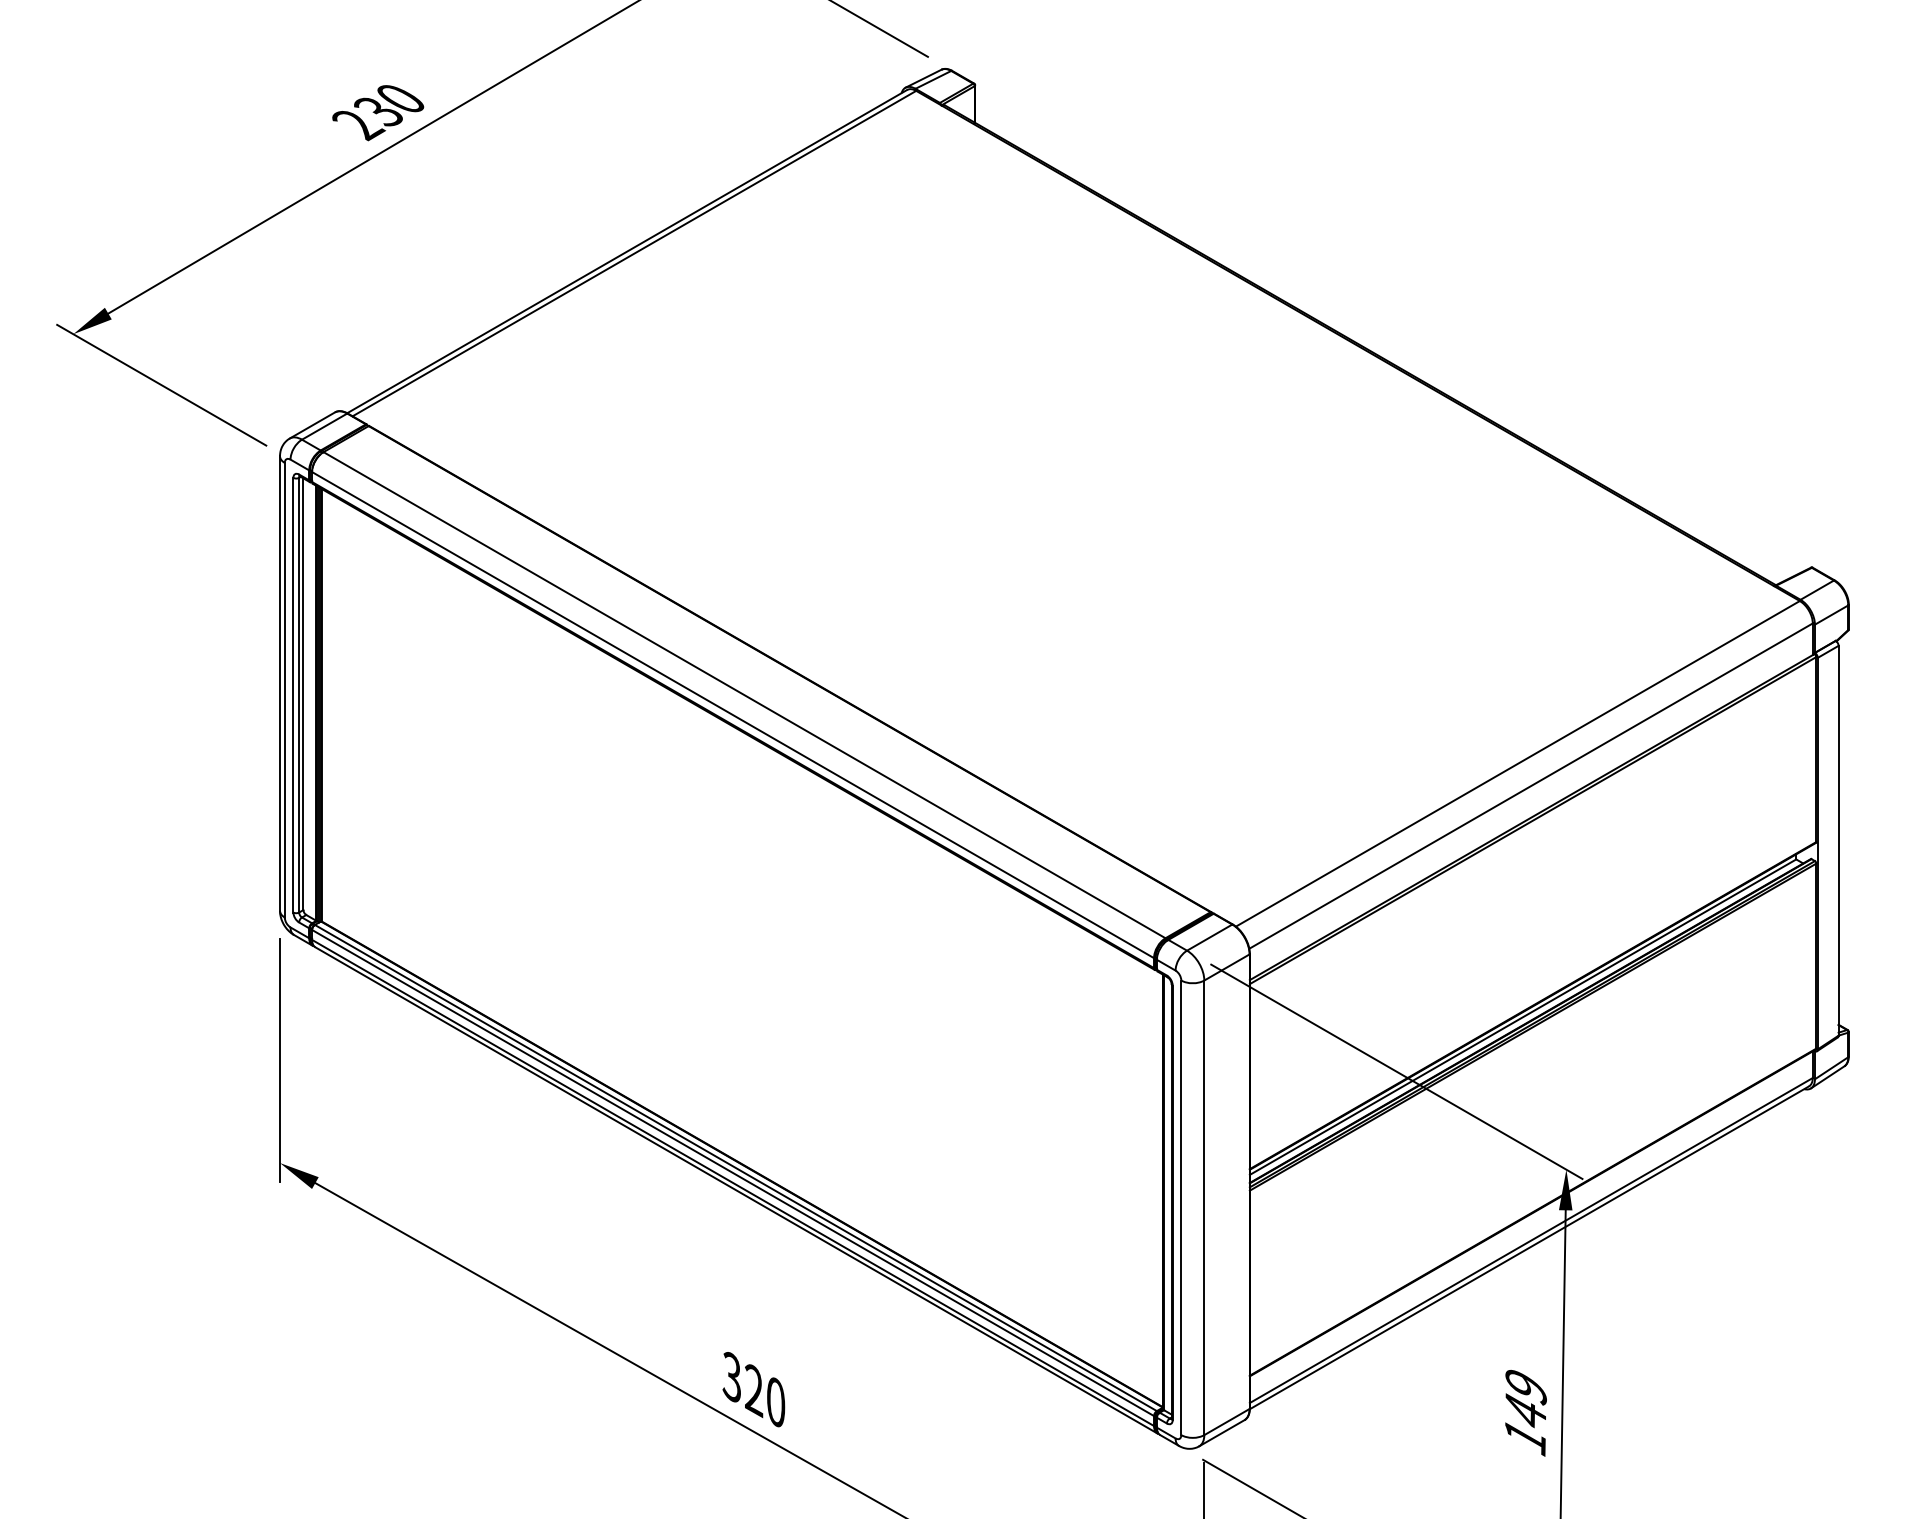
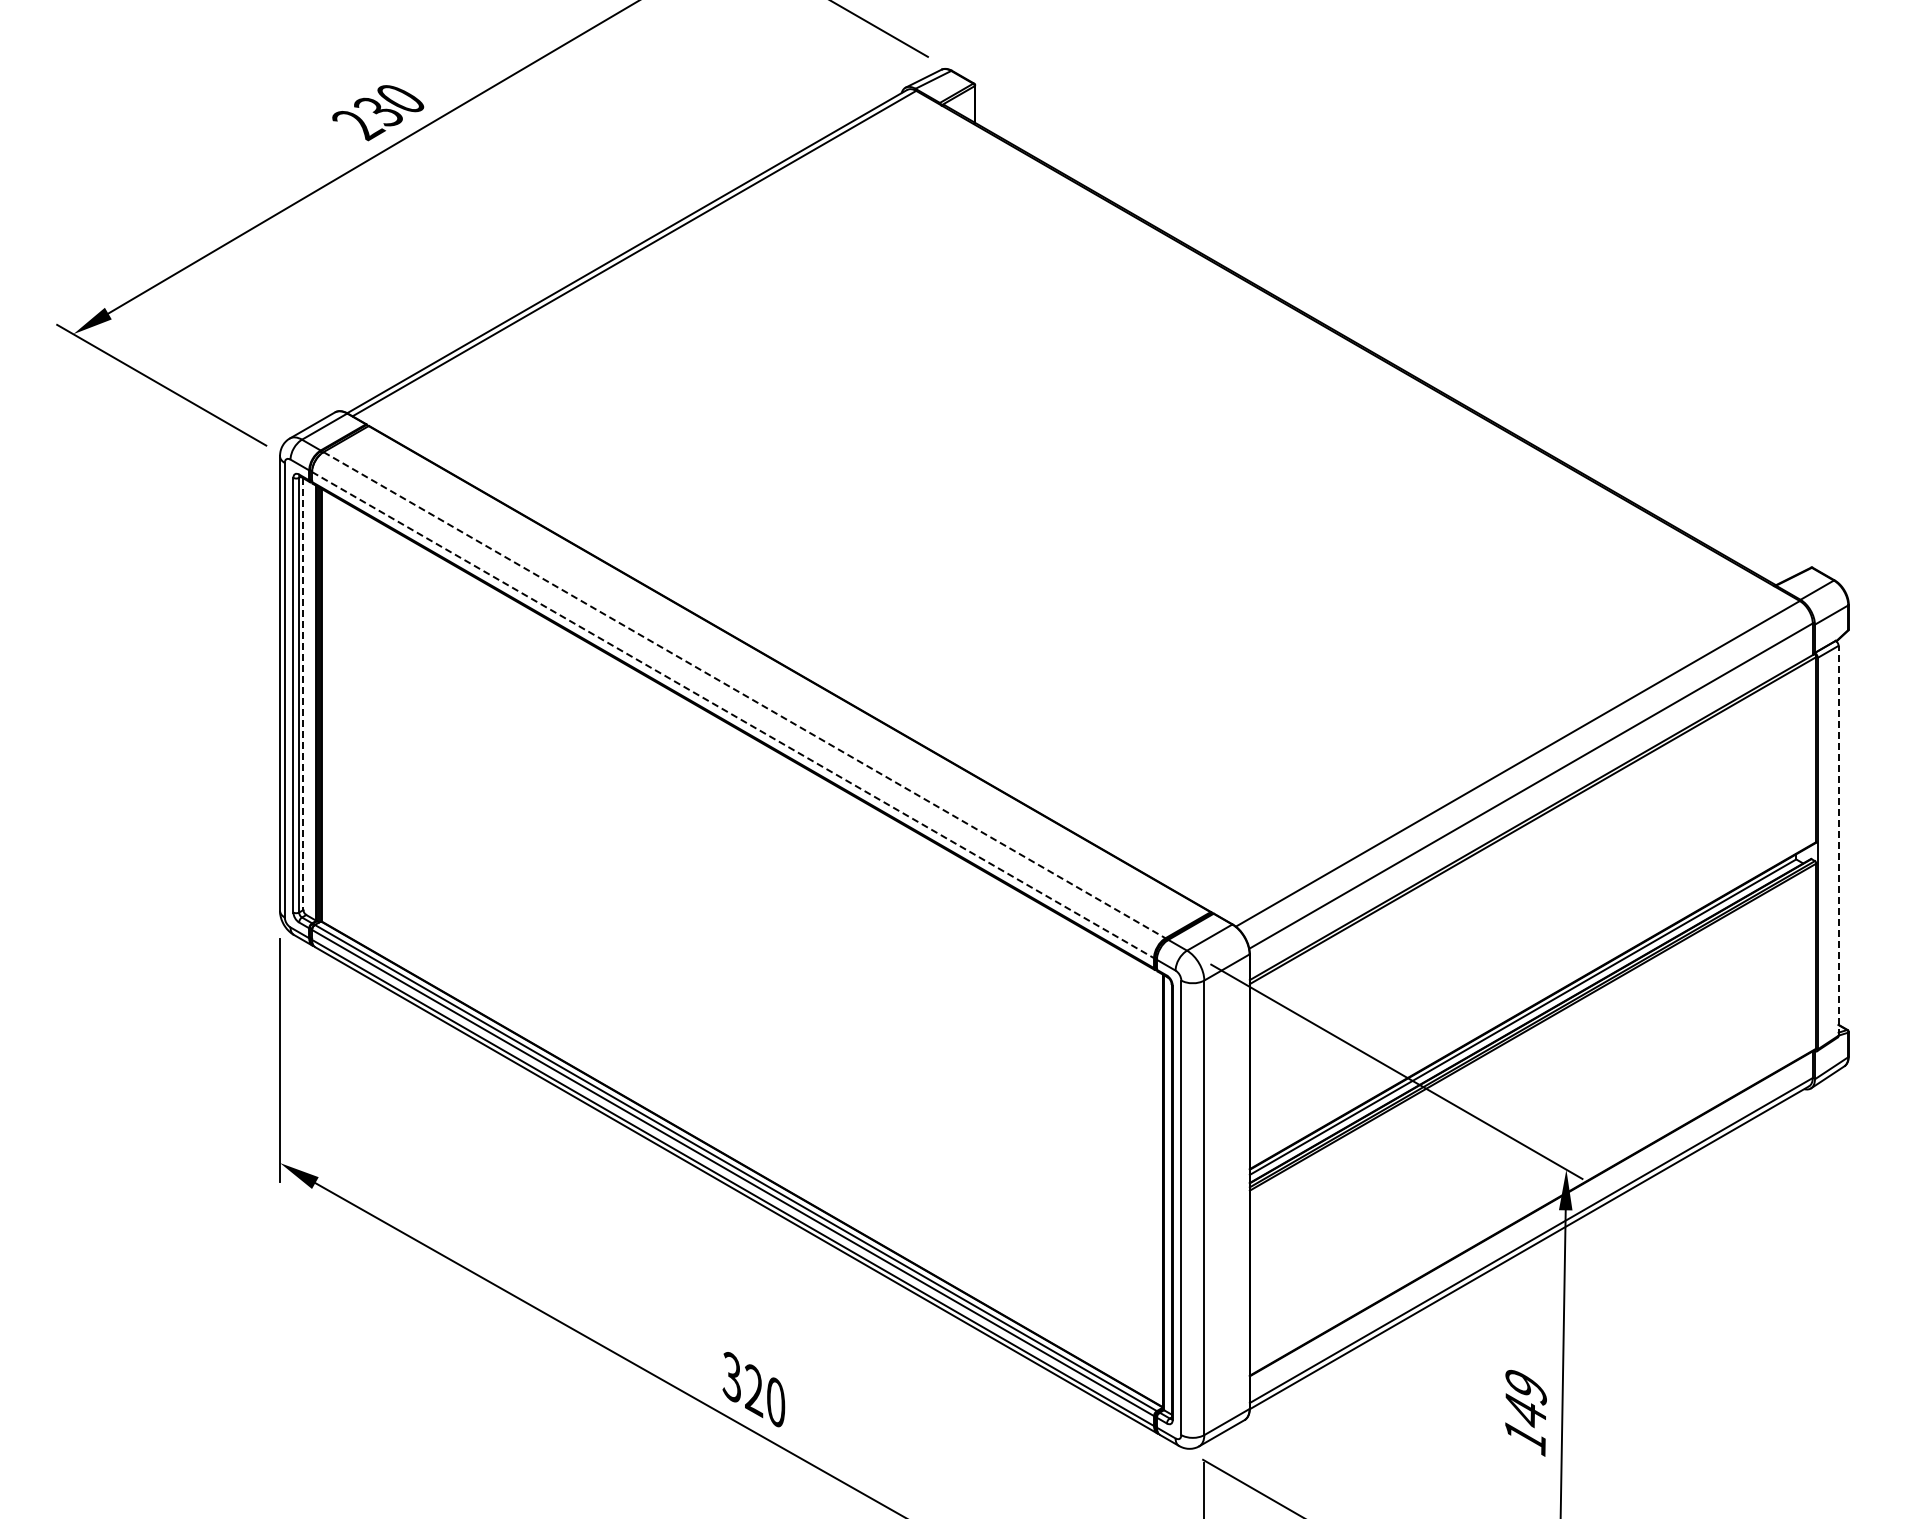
line: solid -> dashed (303, 694)
line: solid -> dashed (744, 695)
line: solid -> dashed (733, 715)
line: solid -> dashed (1838, 840)
